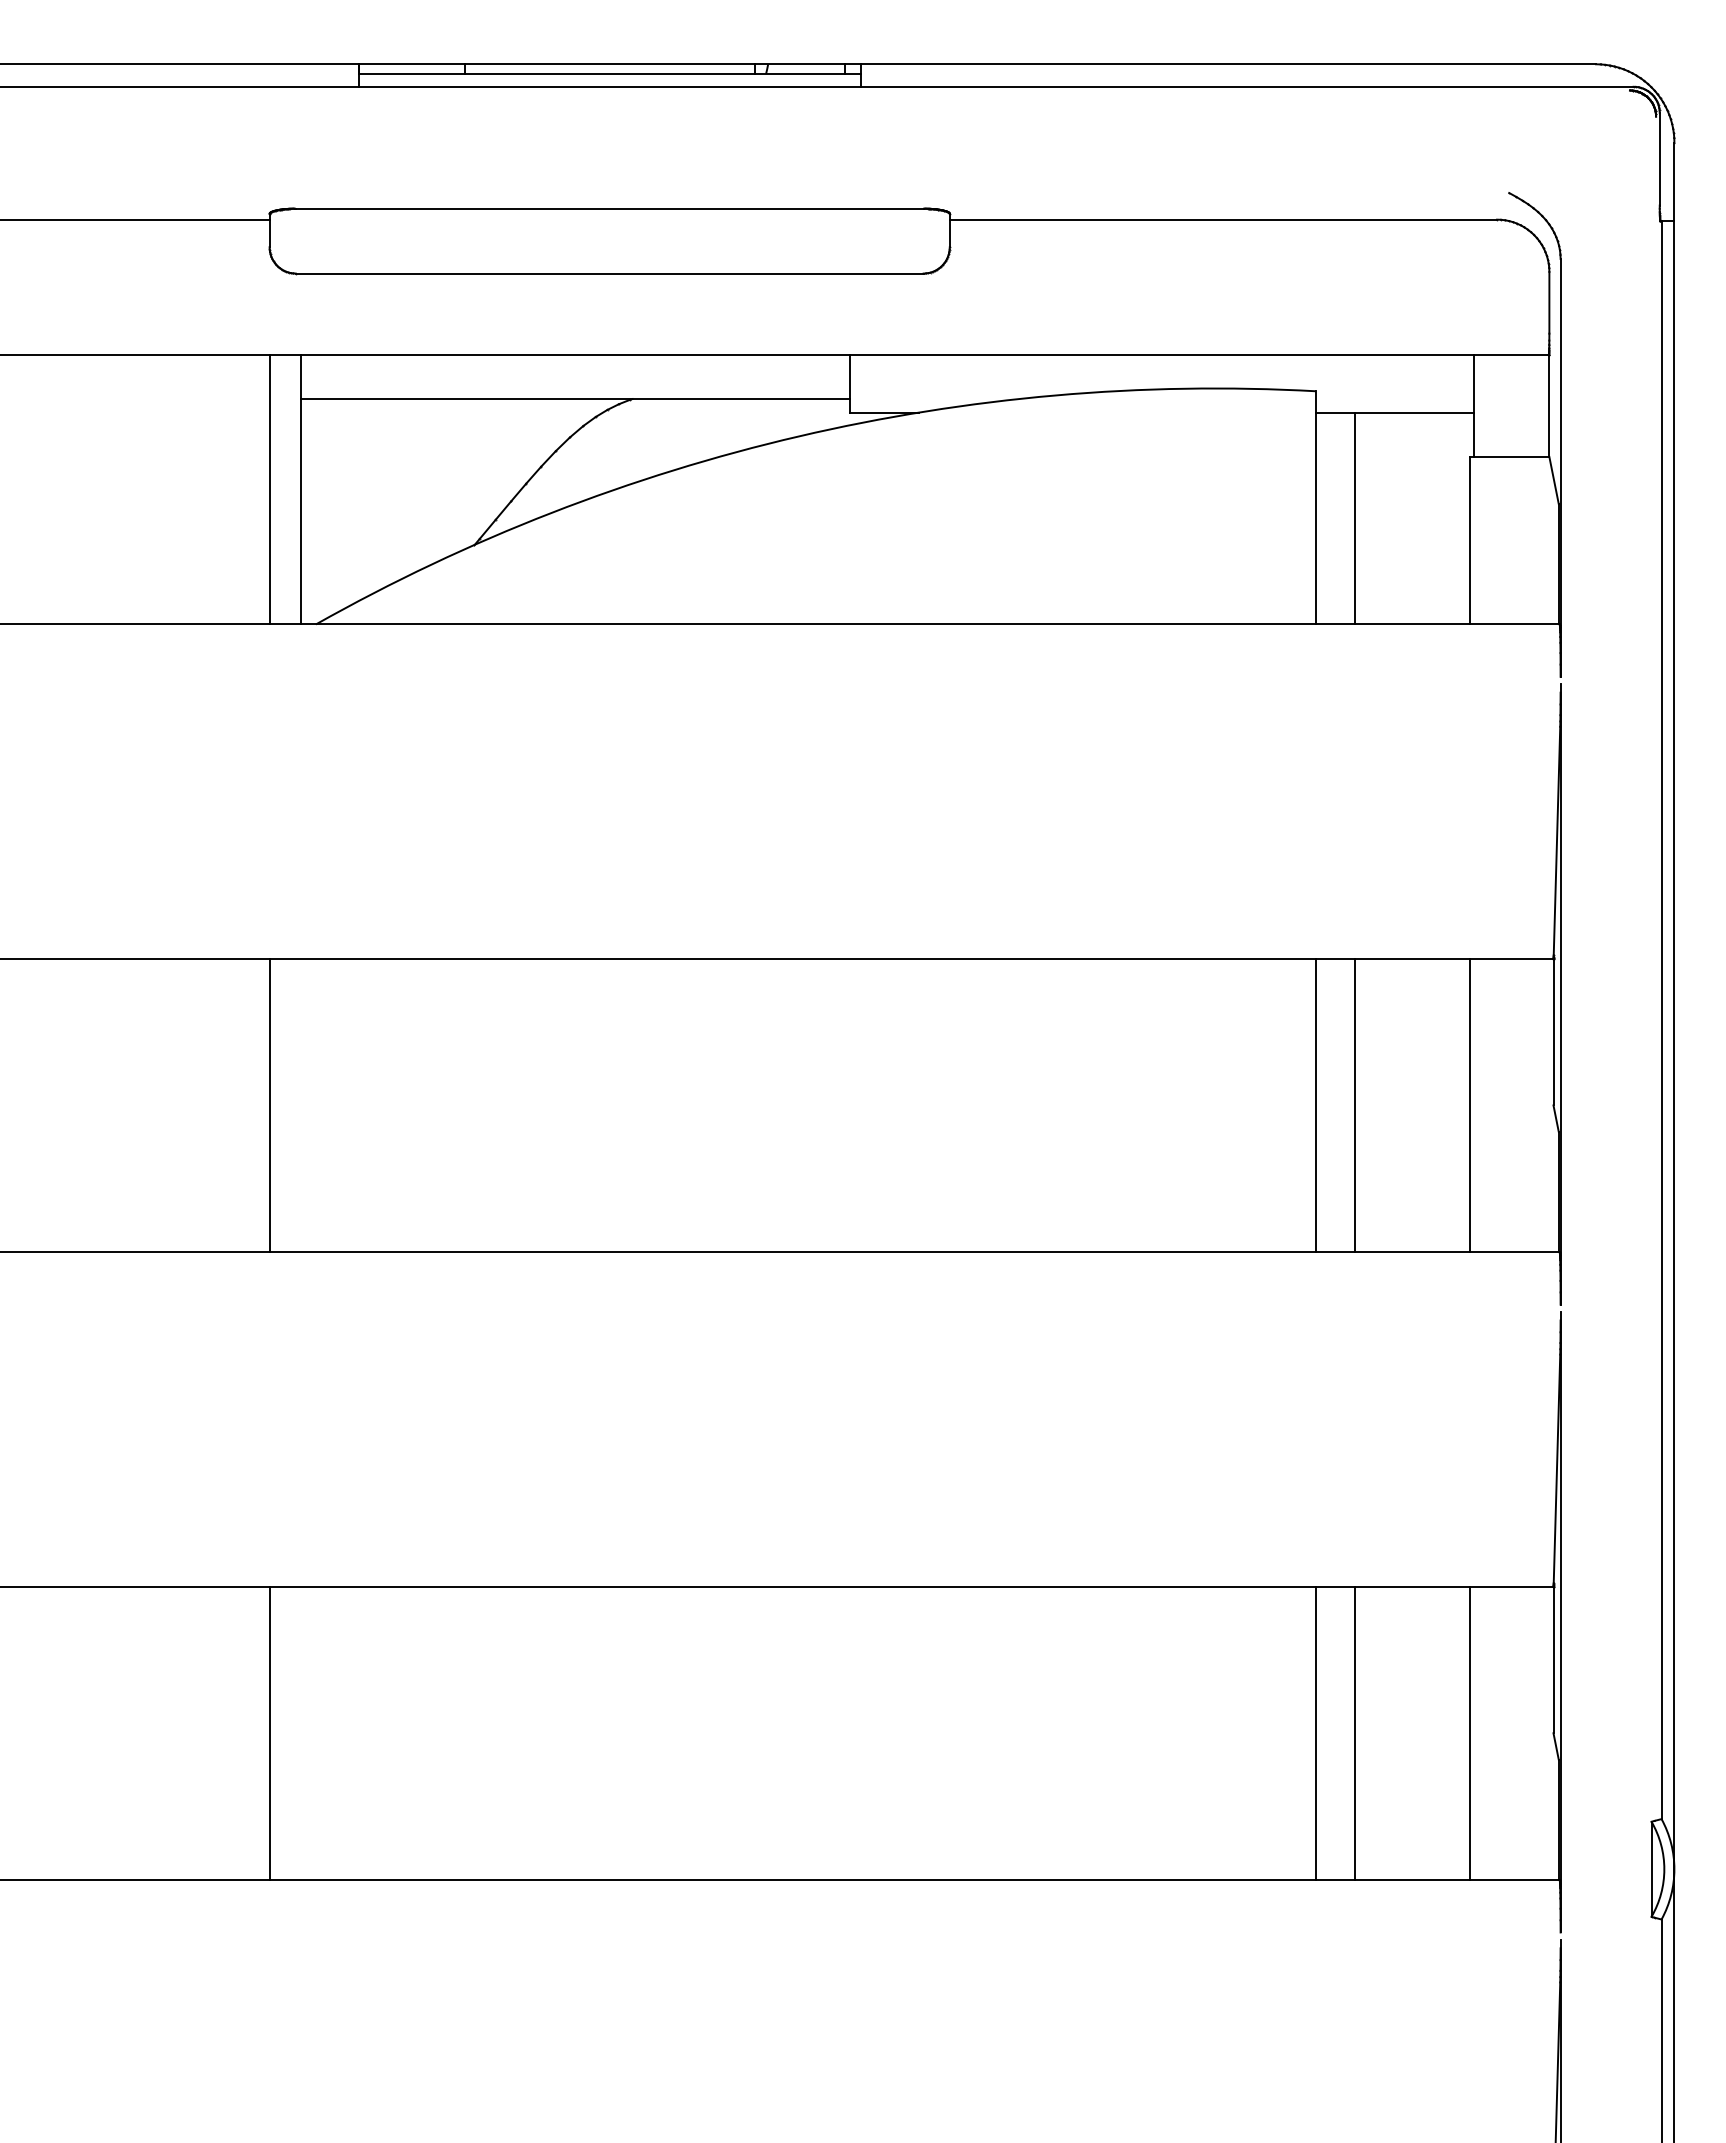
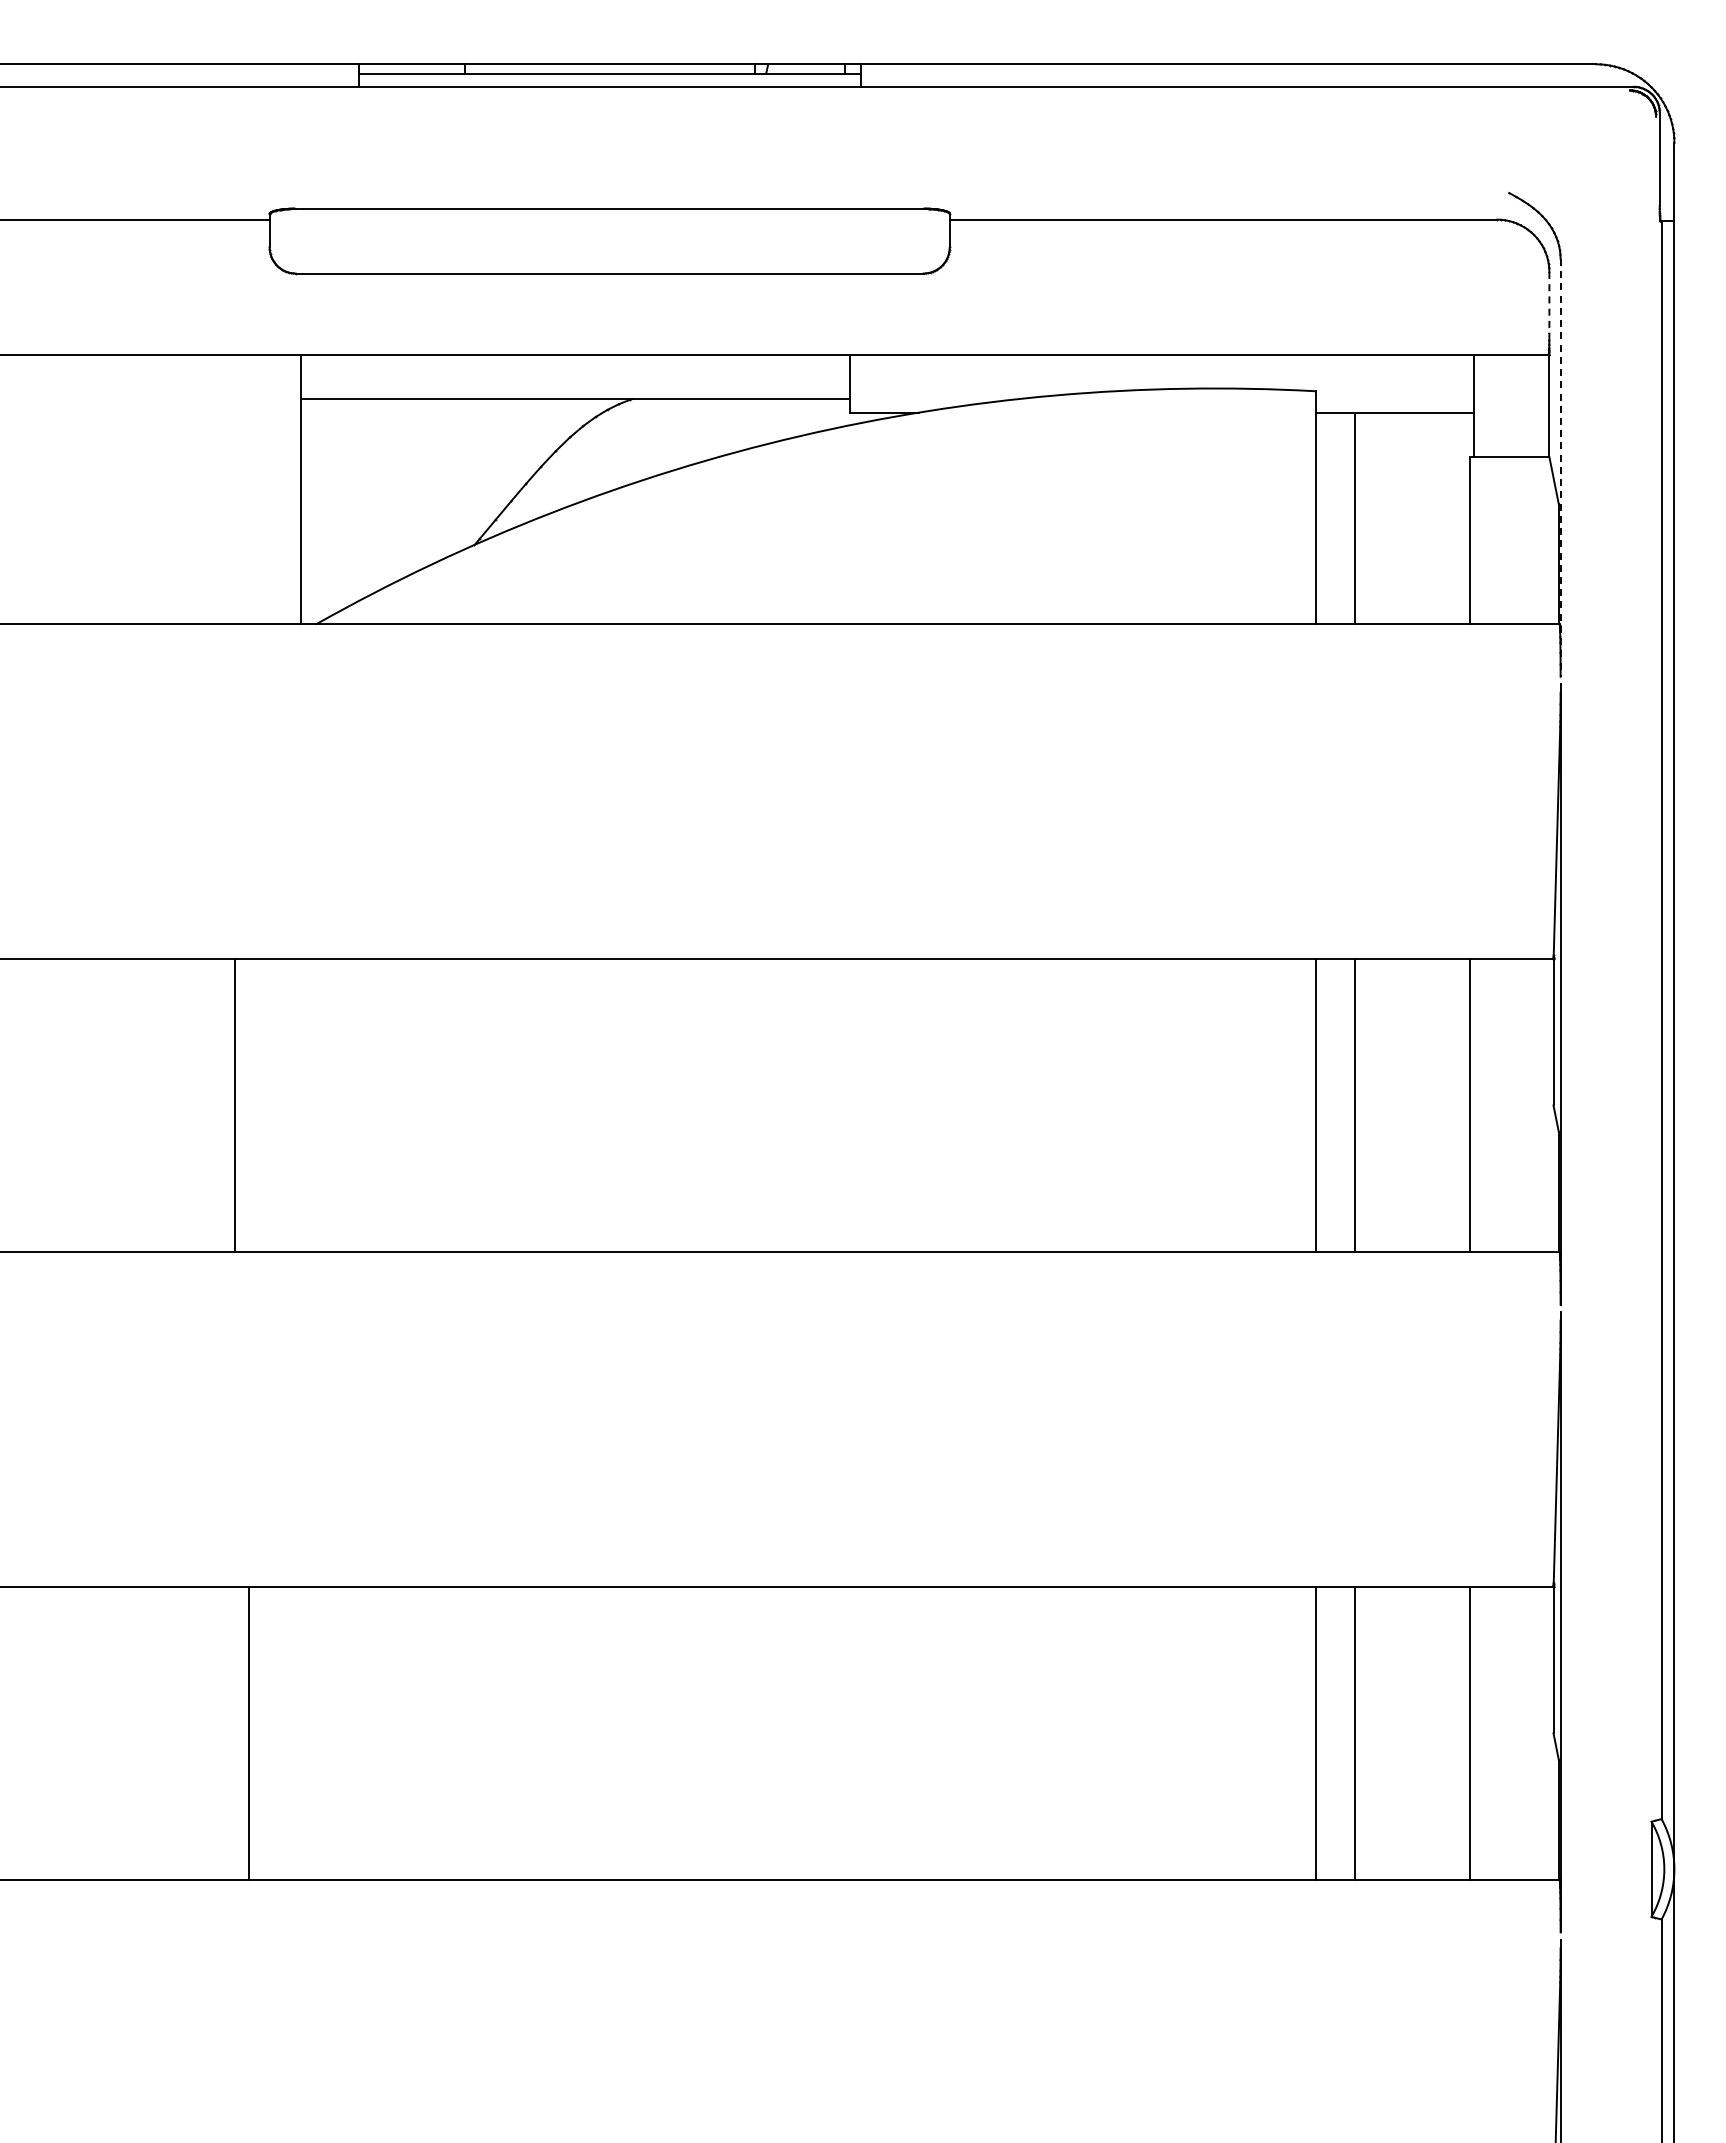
line: solid -> dashed (1549, 302)
line: solid -> dashed (1560, 467)
line: present -> none (269, 489)
line position: (269, 1105) -> (234, 1105) (234, 1105)
line position: (269, 1733) -> (248, 1733) (248, 1733)
